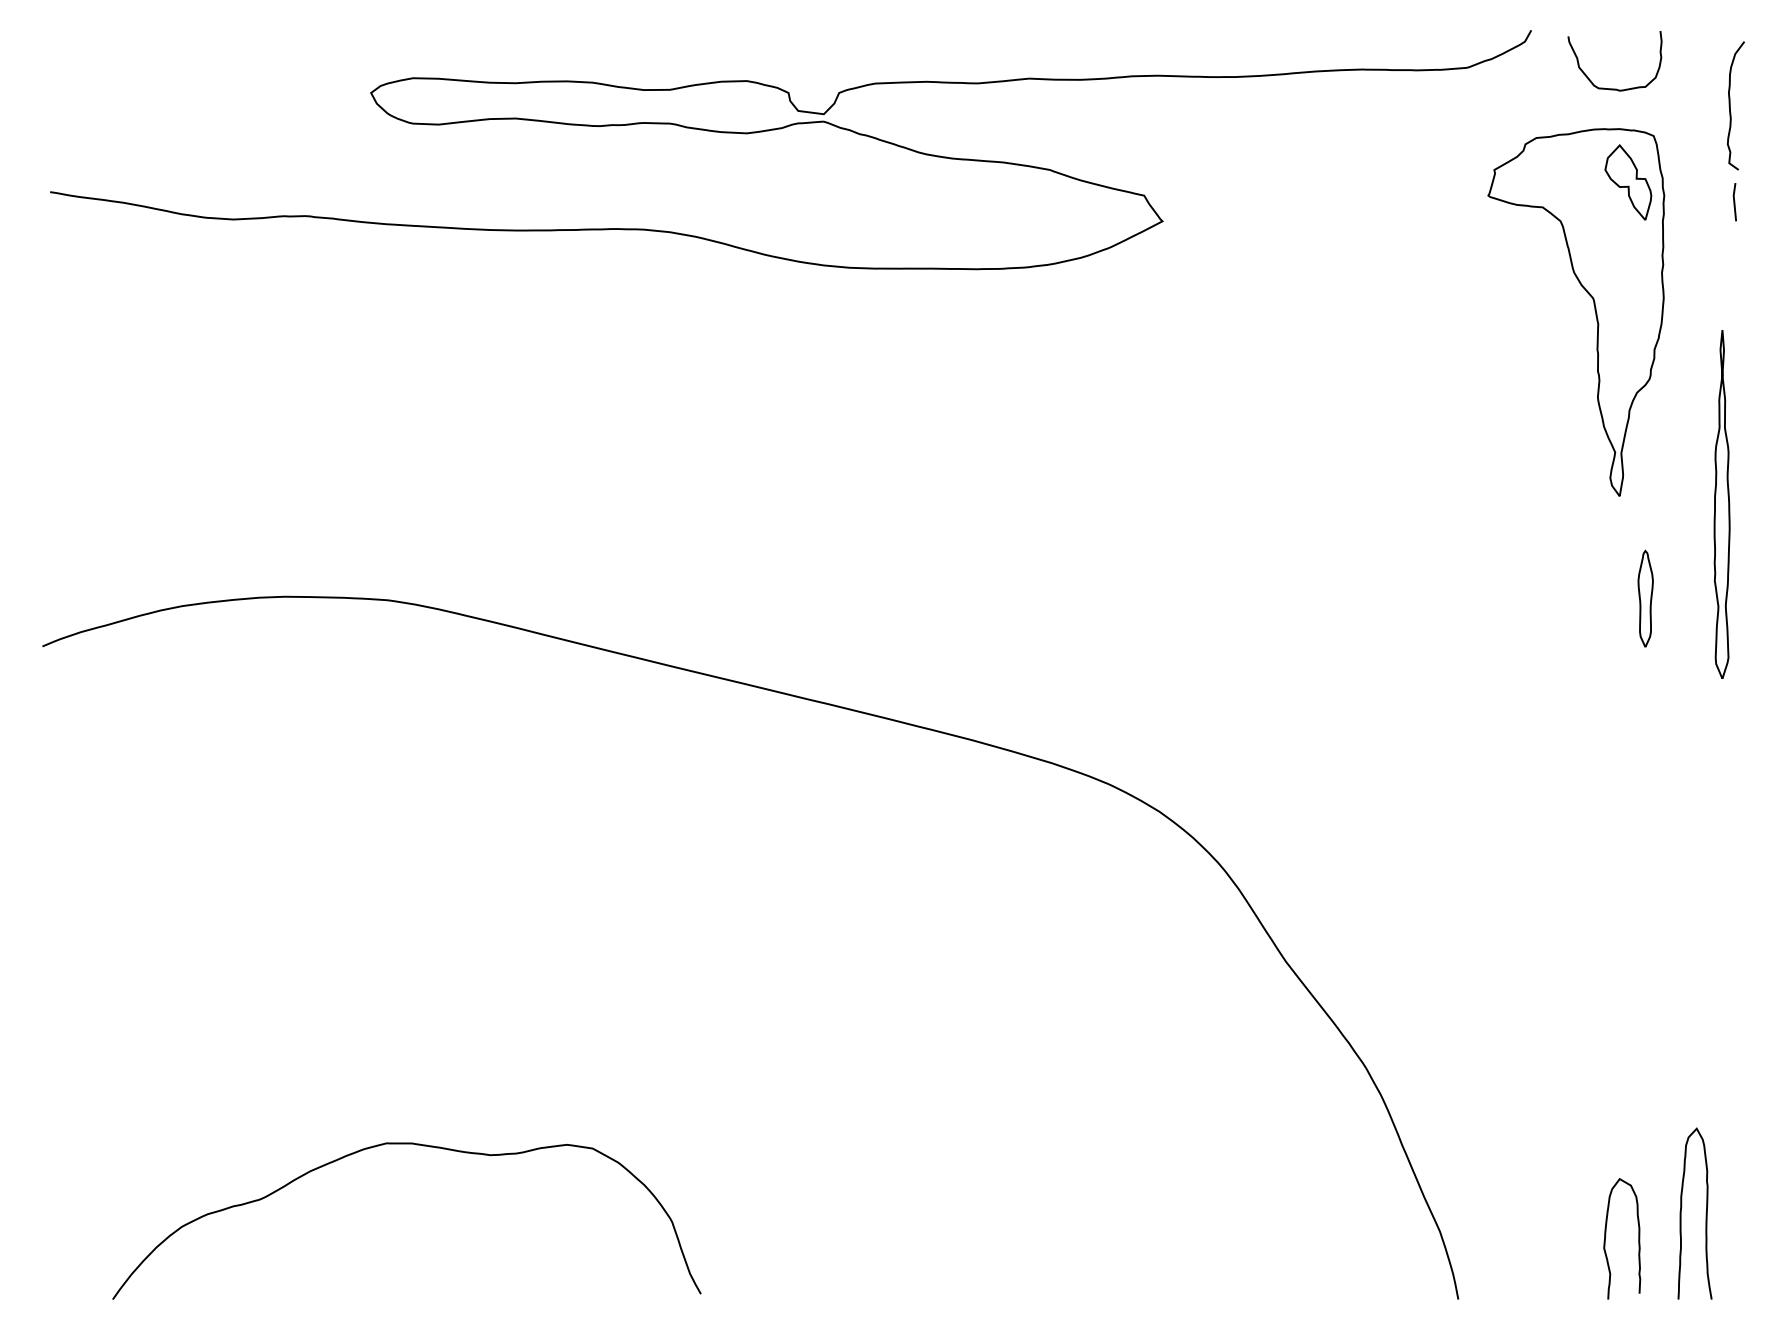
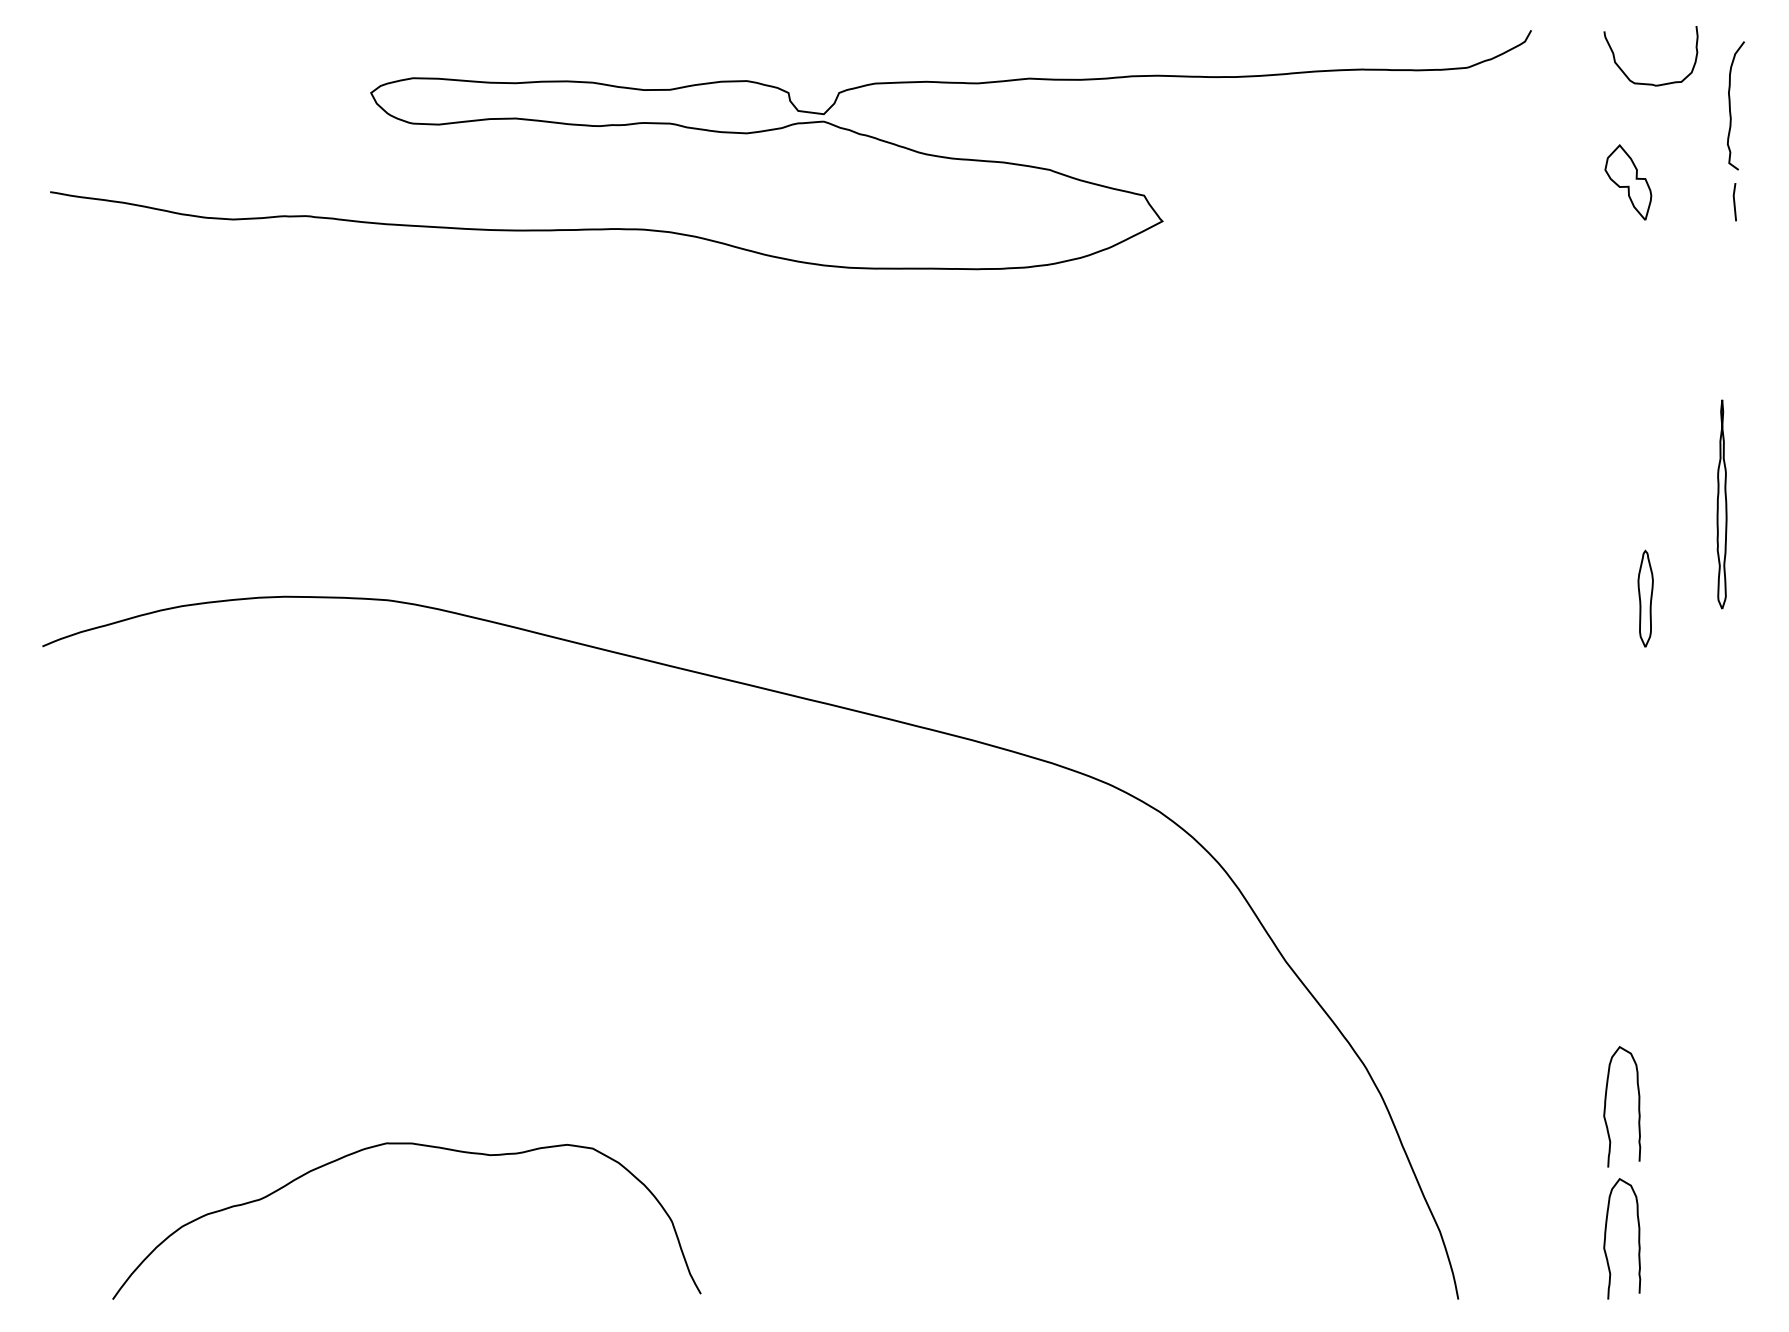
curve position: (1614, 88) -> (1650, 83) (1650, 83)
part: present -> none (1594, 310)
part size: 18x349 px -> 12x211 px (1721, 504)
curve: none -> present (1638, 1106)
curve: present -> none (1705, 1213)
